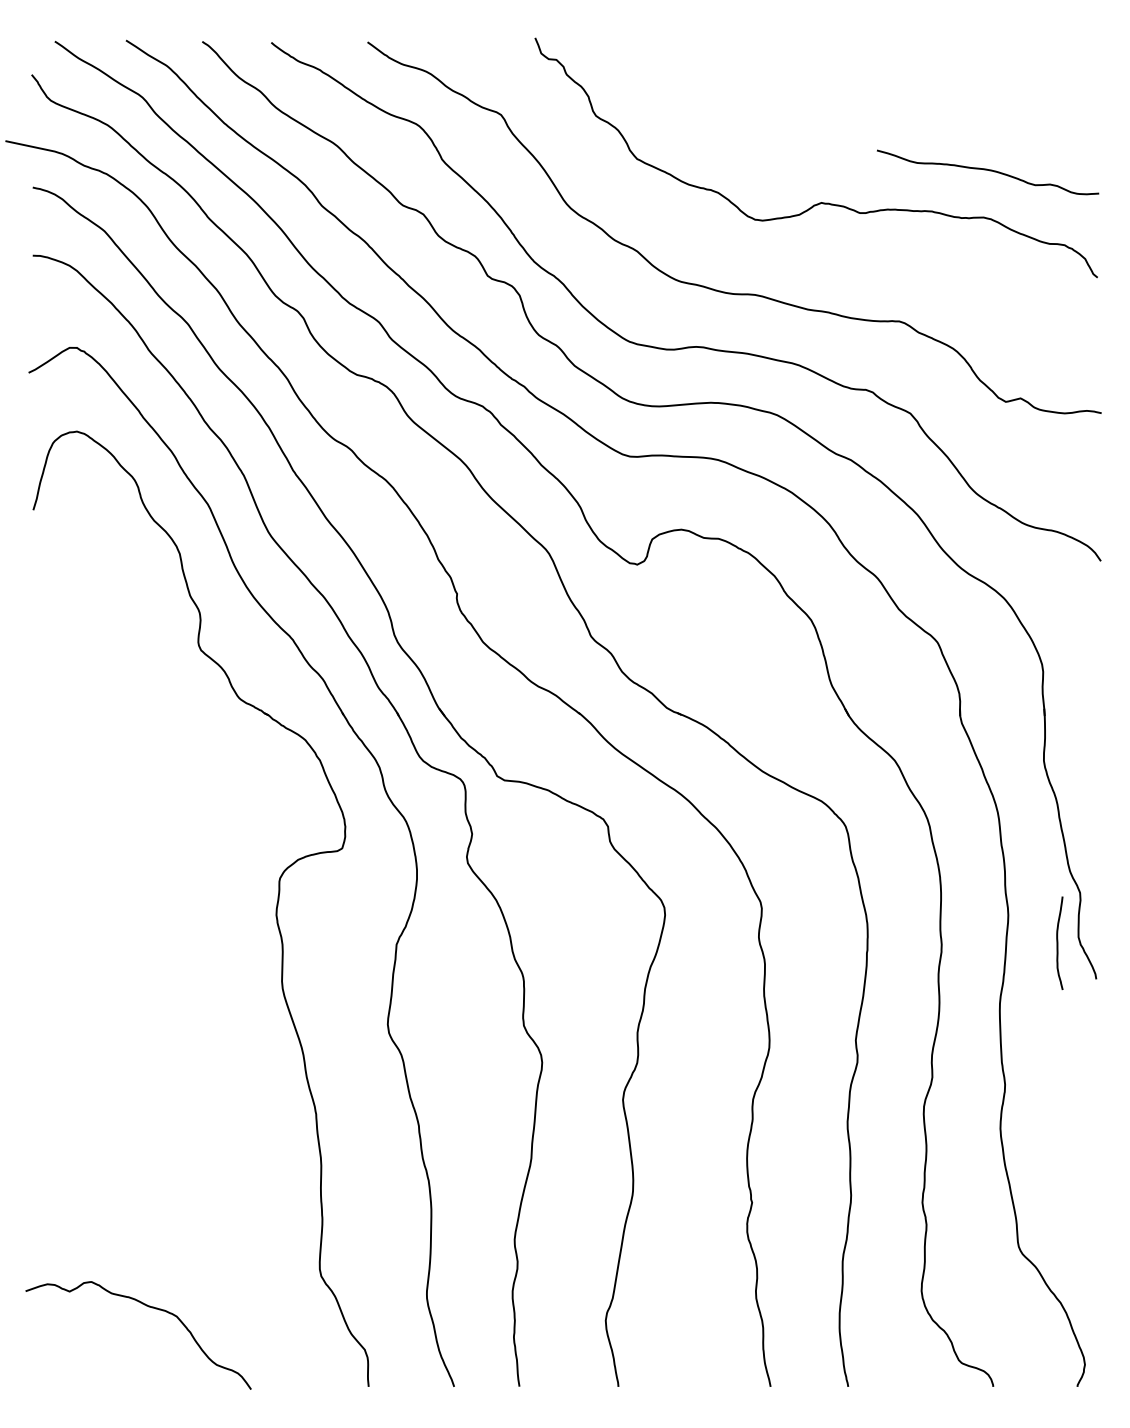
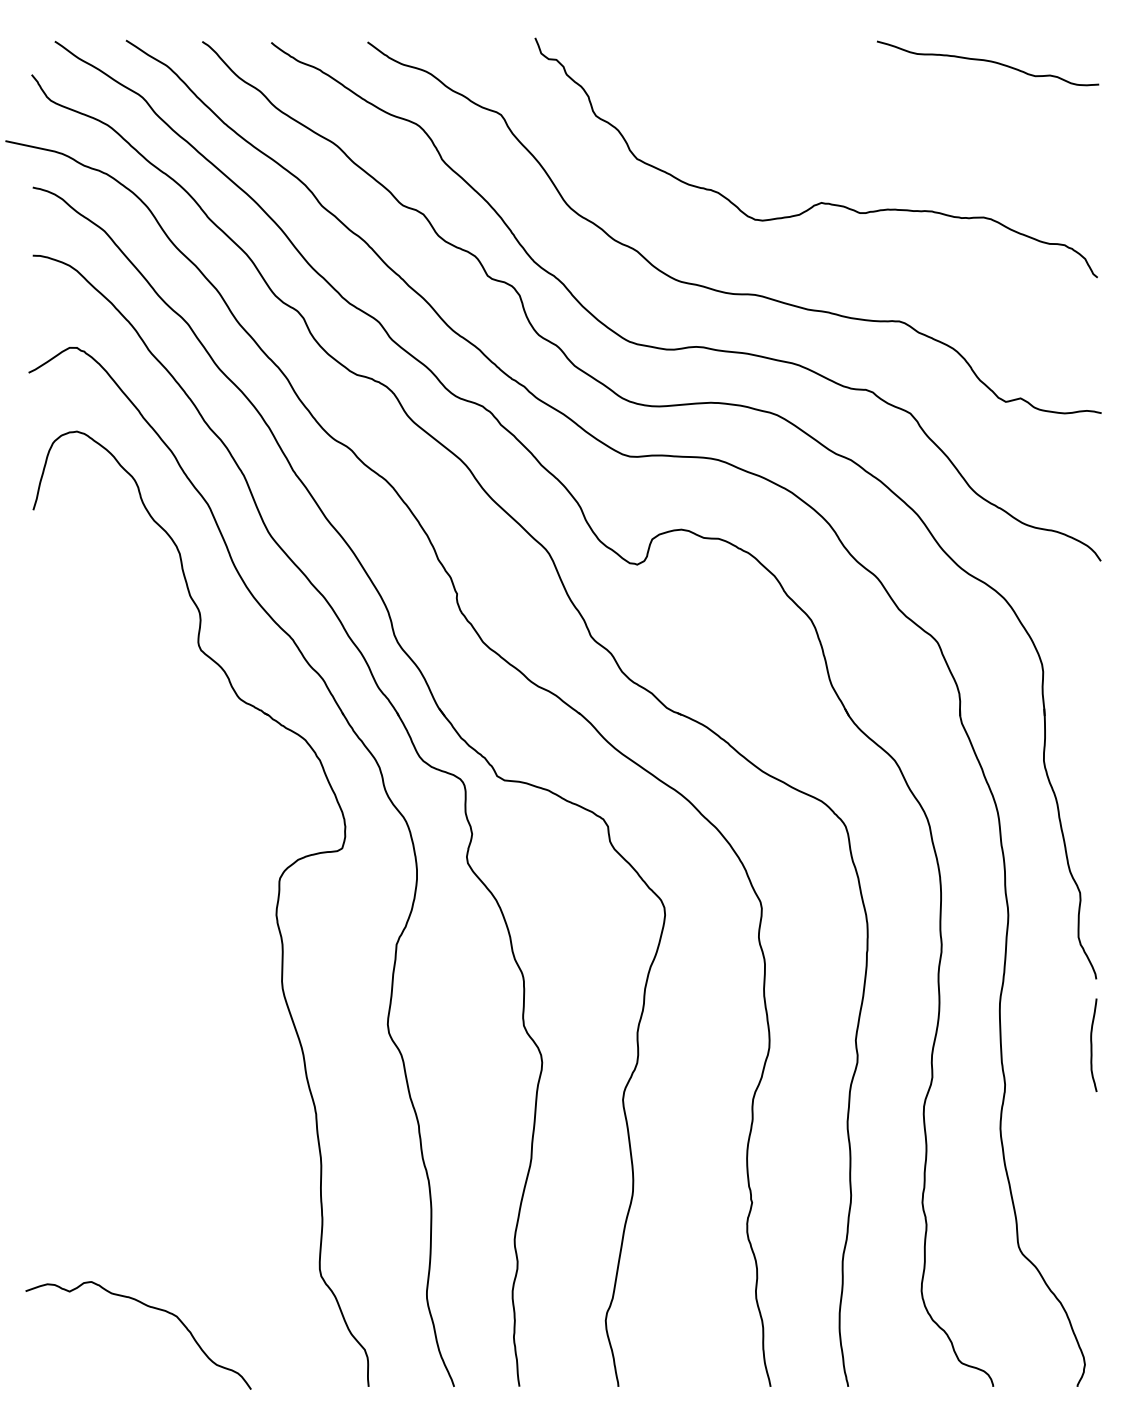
curve position: (989, 171) -> (989, 62) (989, 62)
curve position: (1058, 942) -> (1092, 1044) (1092, 1044)
